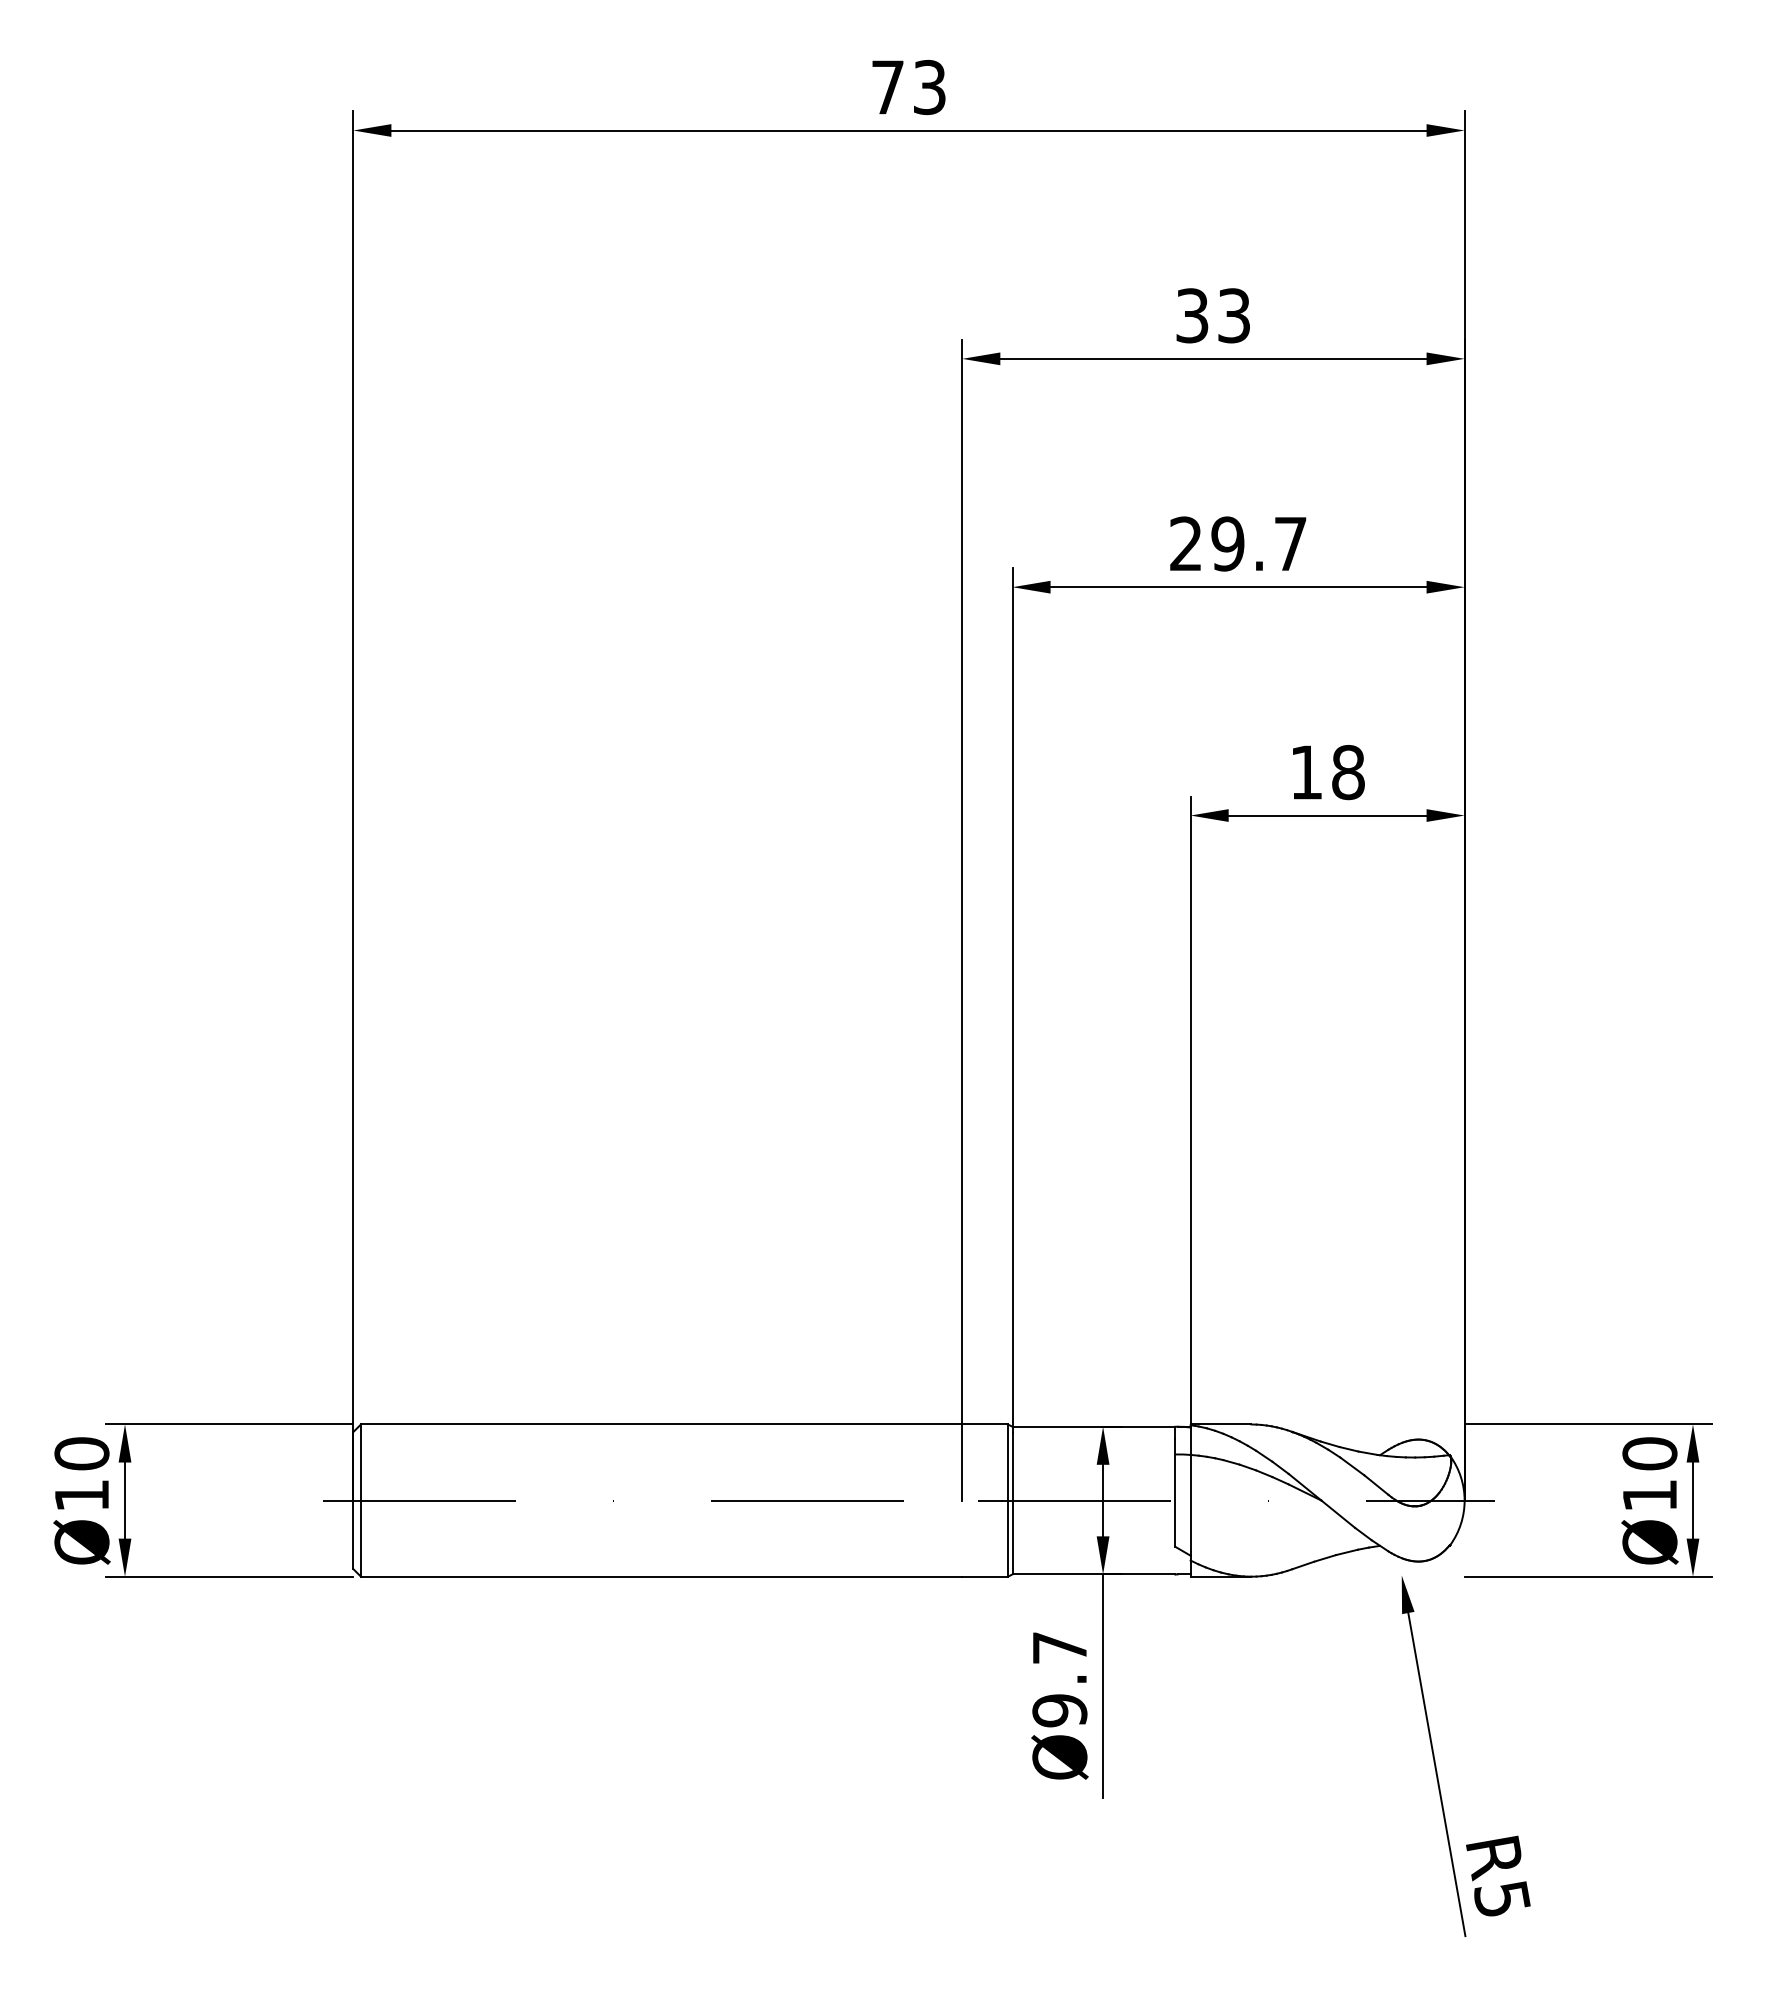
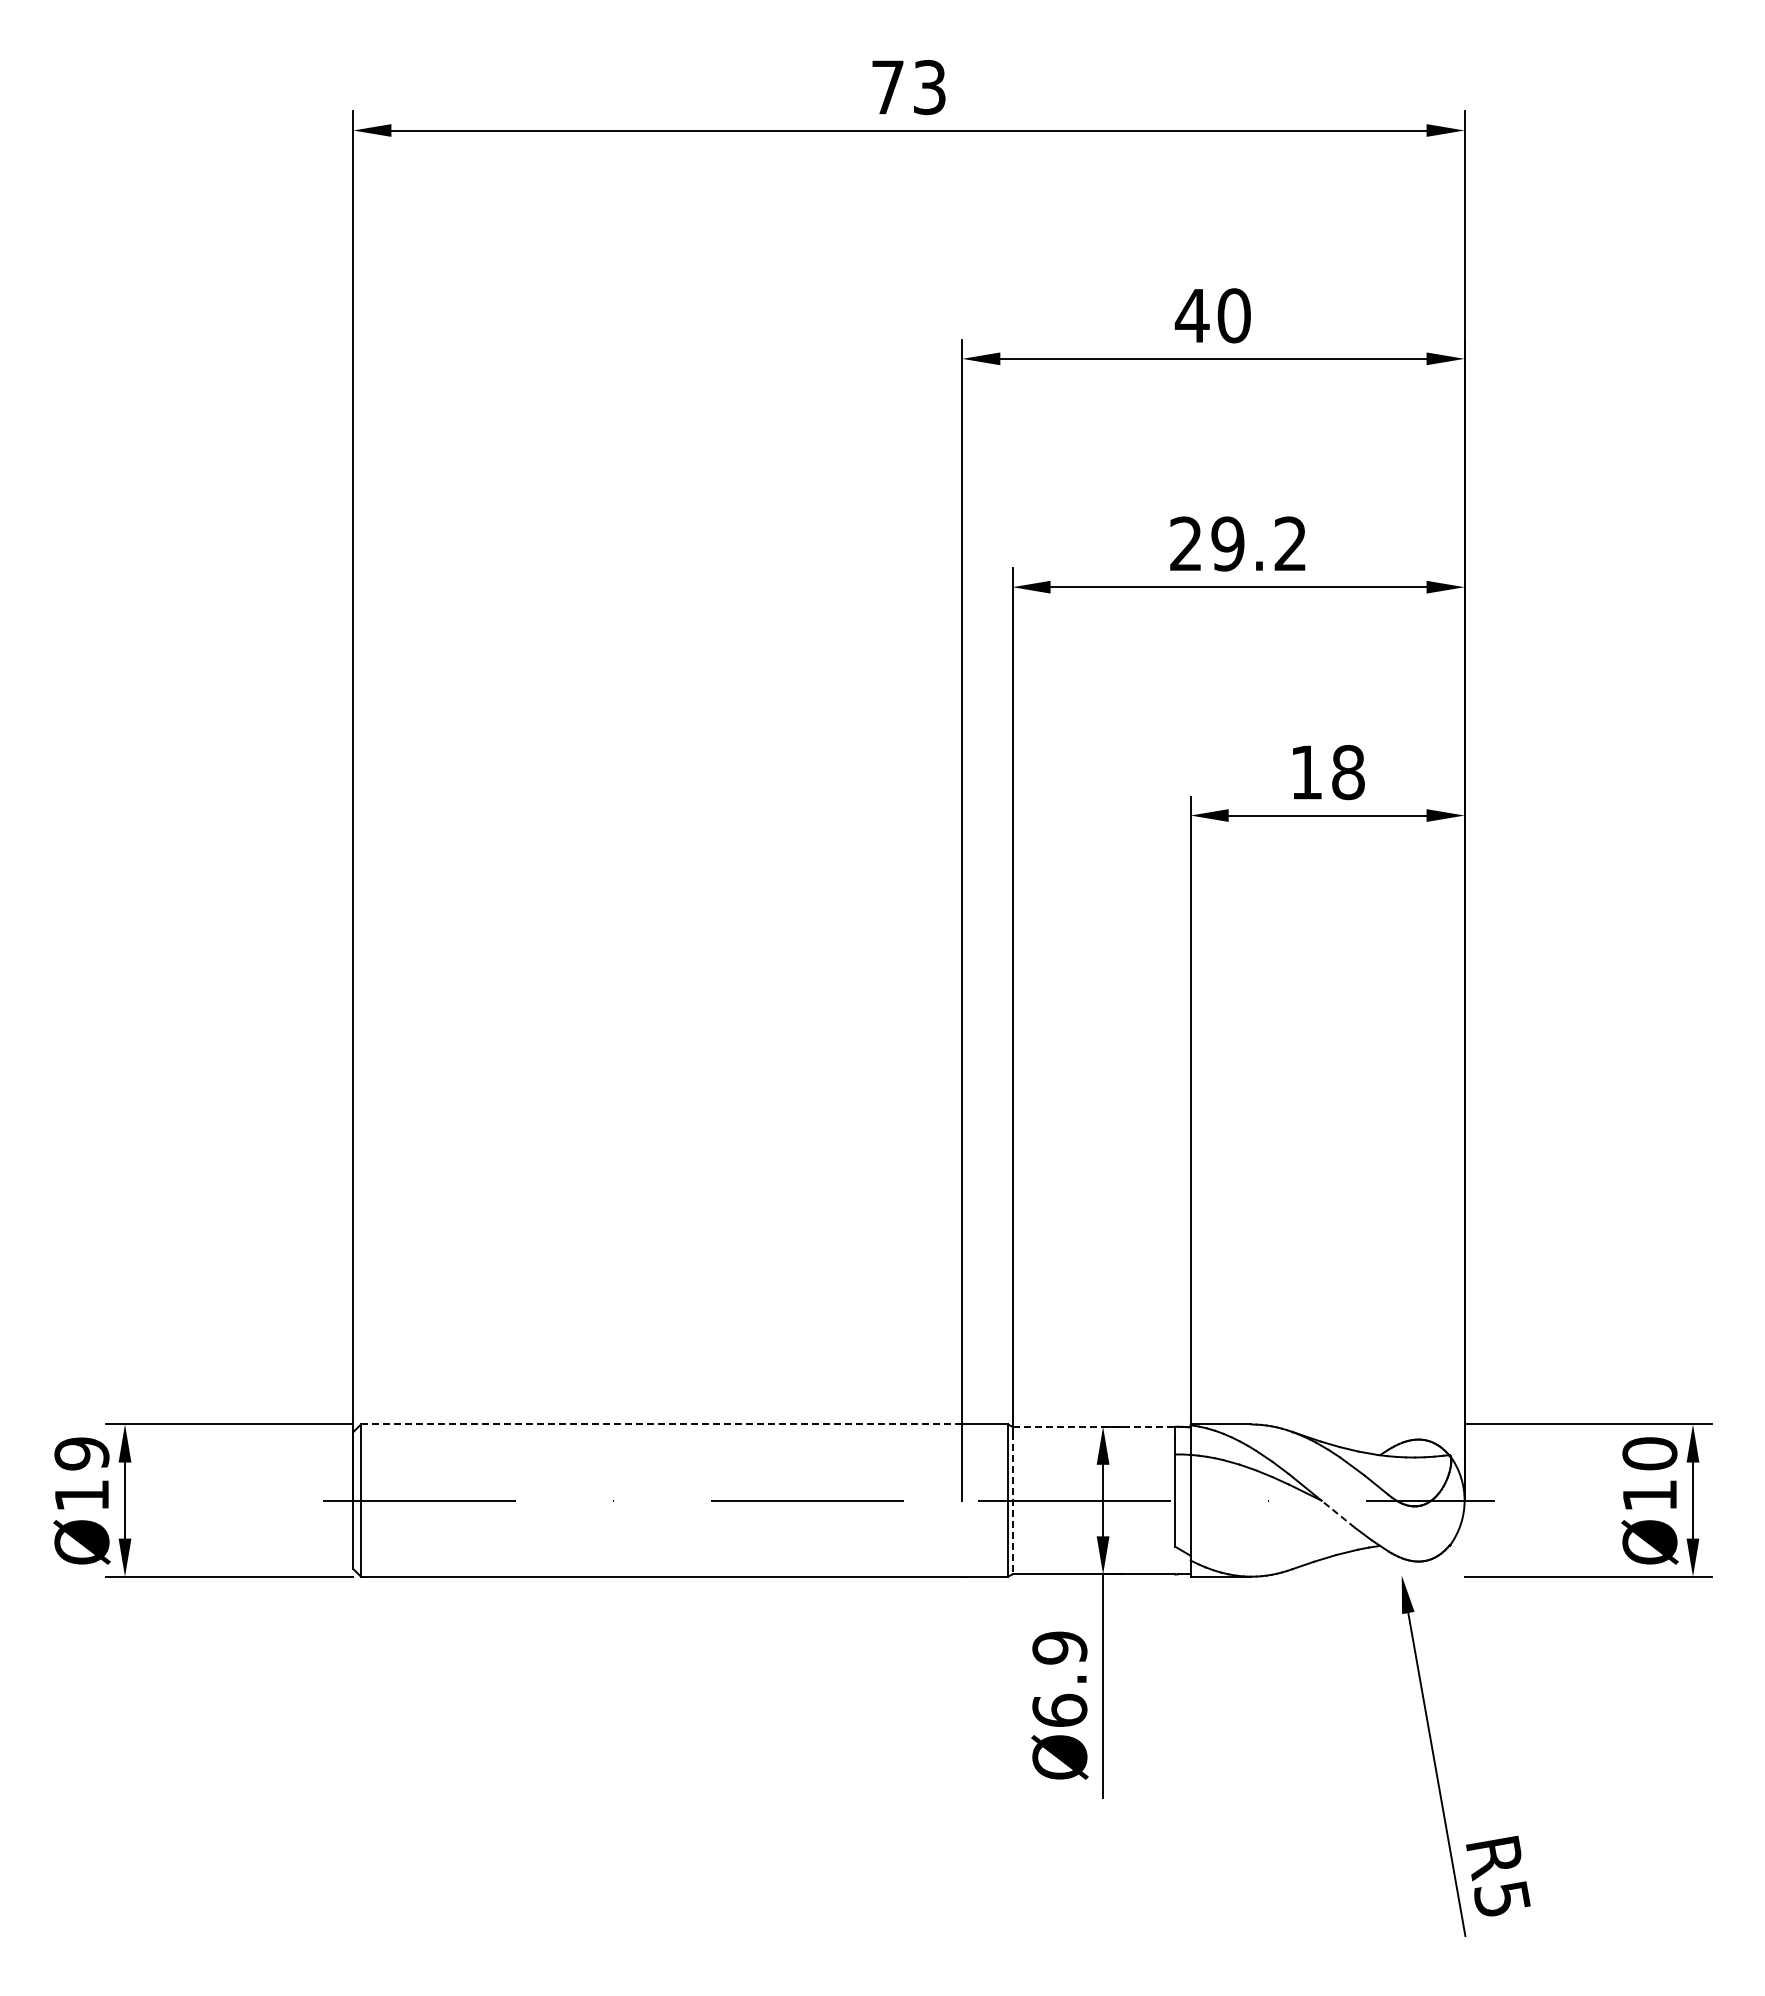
text: 33 -> 40 (1212, 315)
text: 29.7 -> 29.2 (1290, 543)
line: solid -> dashed (661, 1424)
line: solid -> dashed (1094, 1426)
text: Ø10 -> Ø19 (81, 1453)
line: solid -> dashed (1012, 1503)
line: solid -> dashed (1338, 1514)
text: Ø9.7 -> Ø6.9 (1059, 1679)
